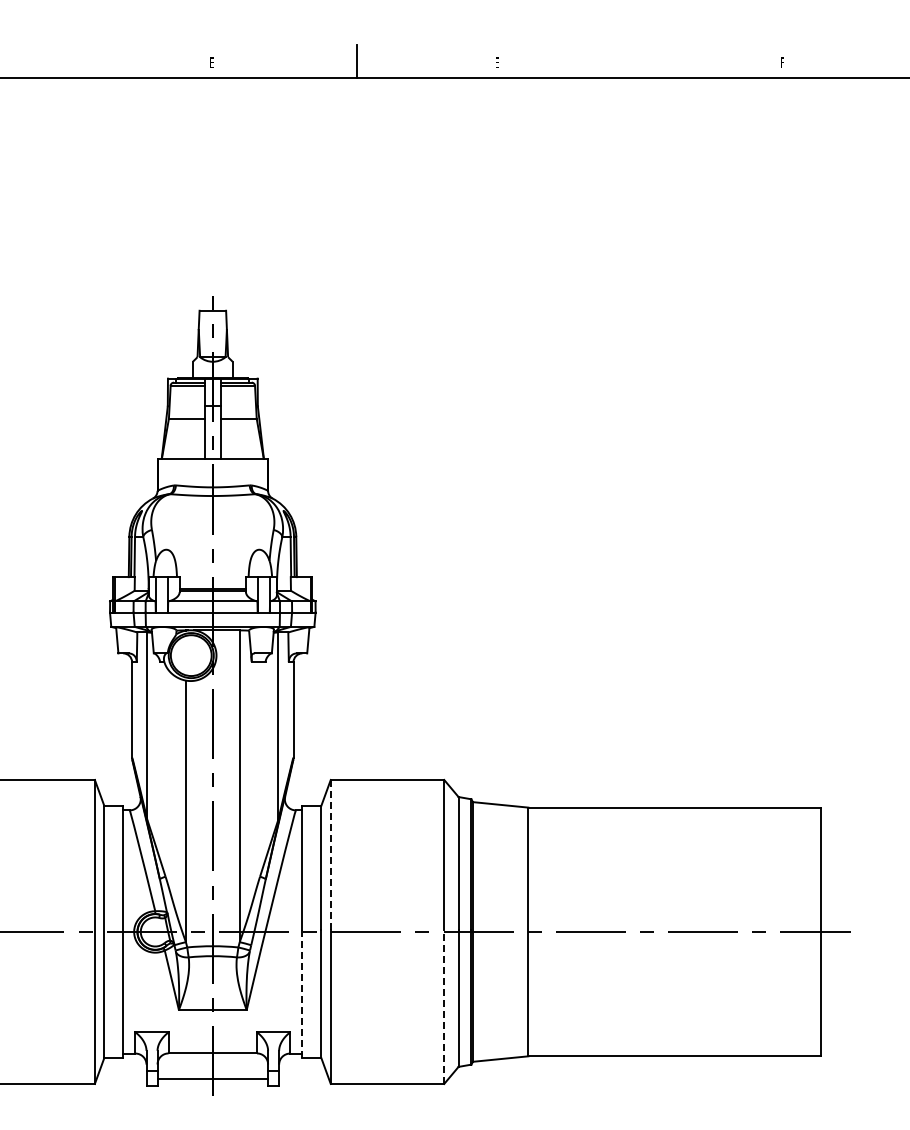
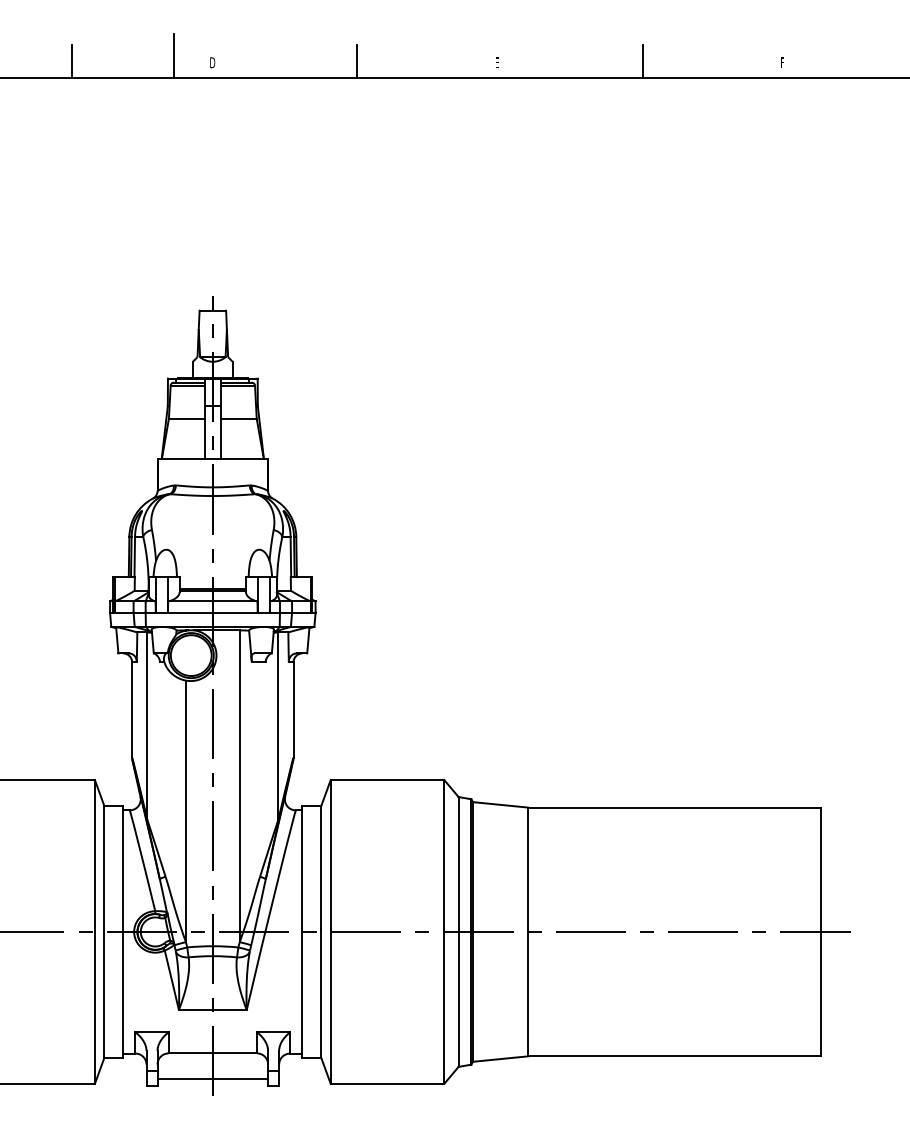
line: none -> present (174, 55)
line: none -> present (71, 61)
line: none -> present (642, 61)
text: E -> D (212, 62)
line: dashed -> solid (330, 854)
line: dashed -> solid (302, 994)
line: dashed -> solid (444, 1006)
